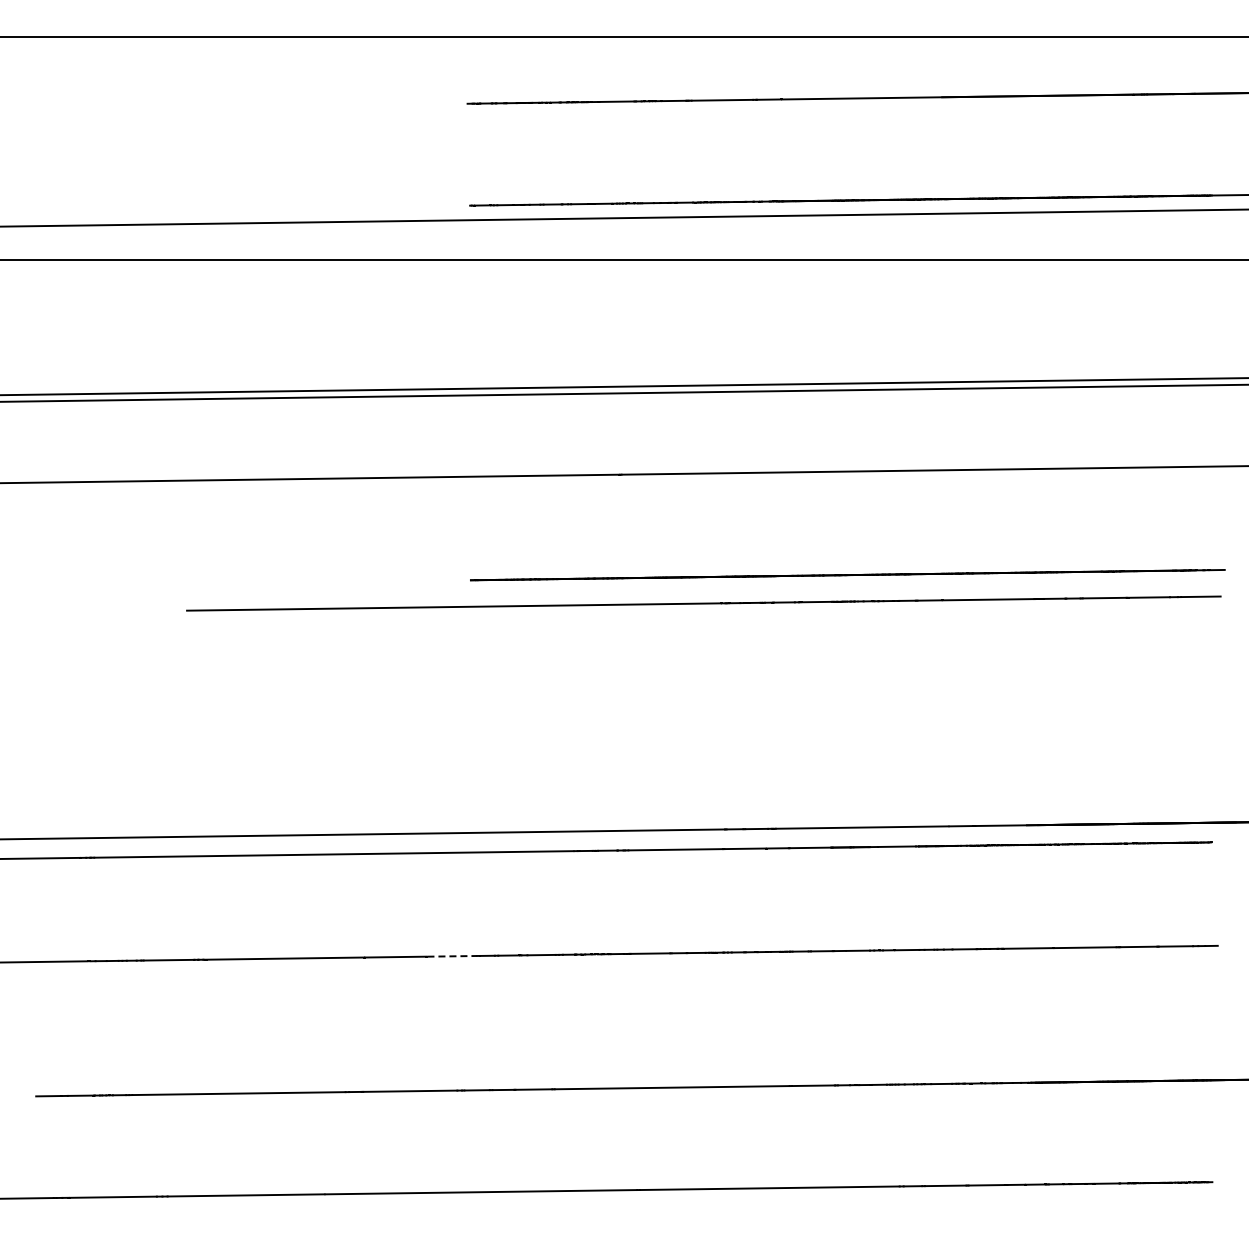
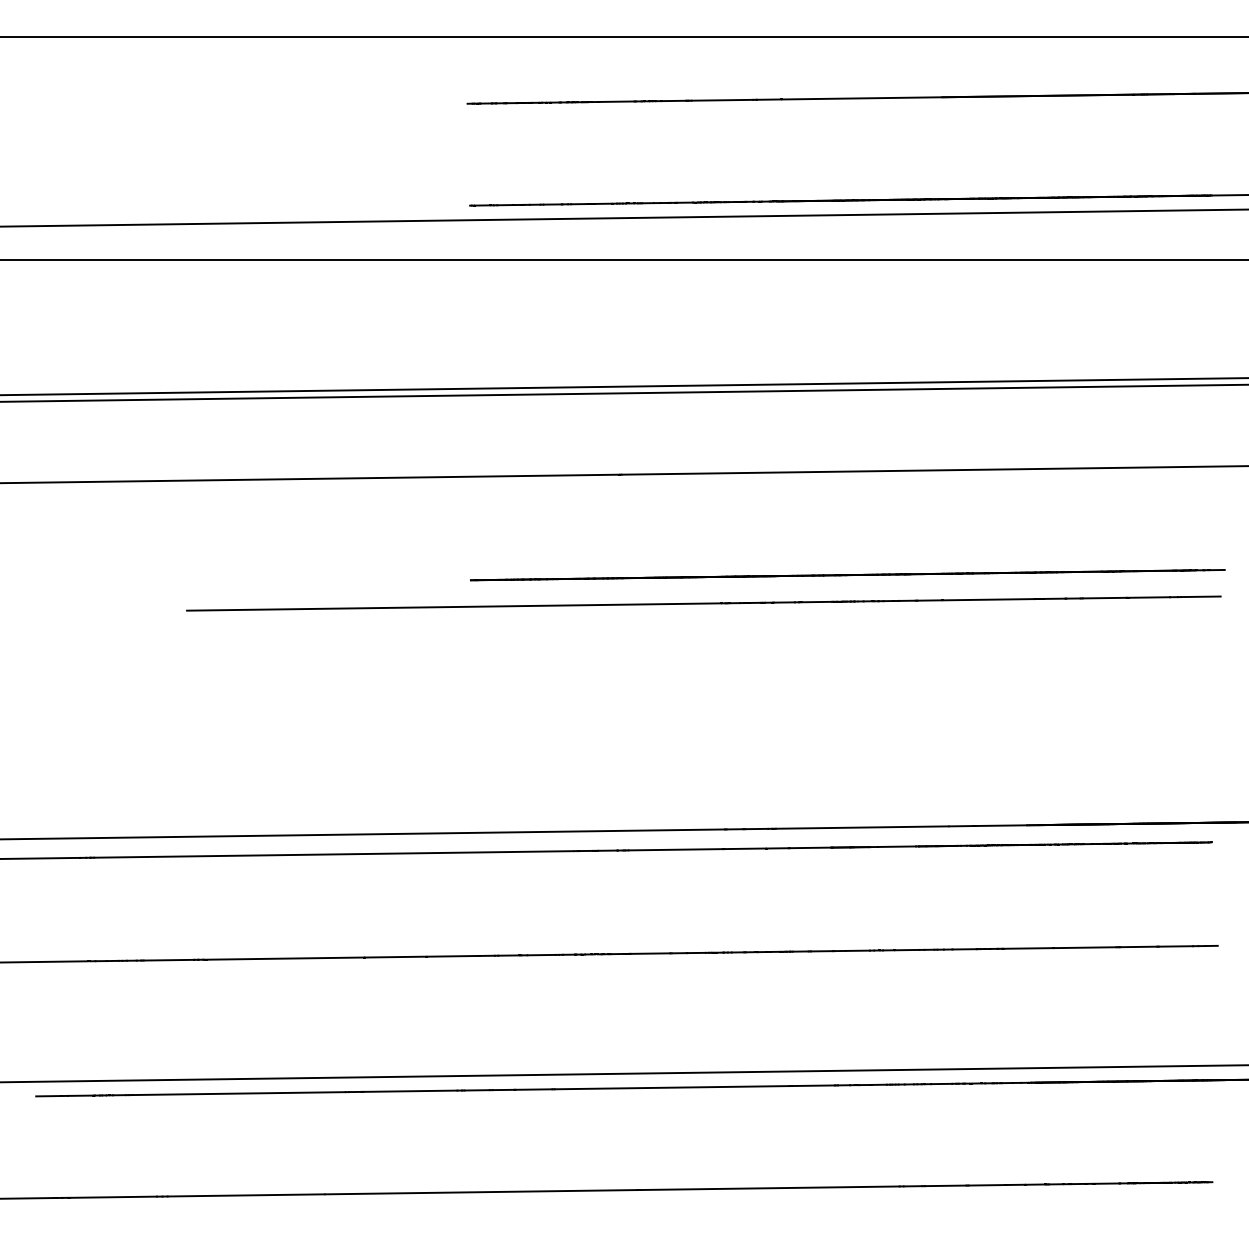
line: dashed -> solid (452, 956)
line: none -> present (623, 1073)
